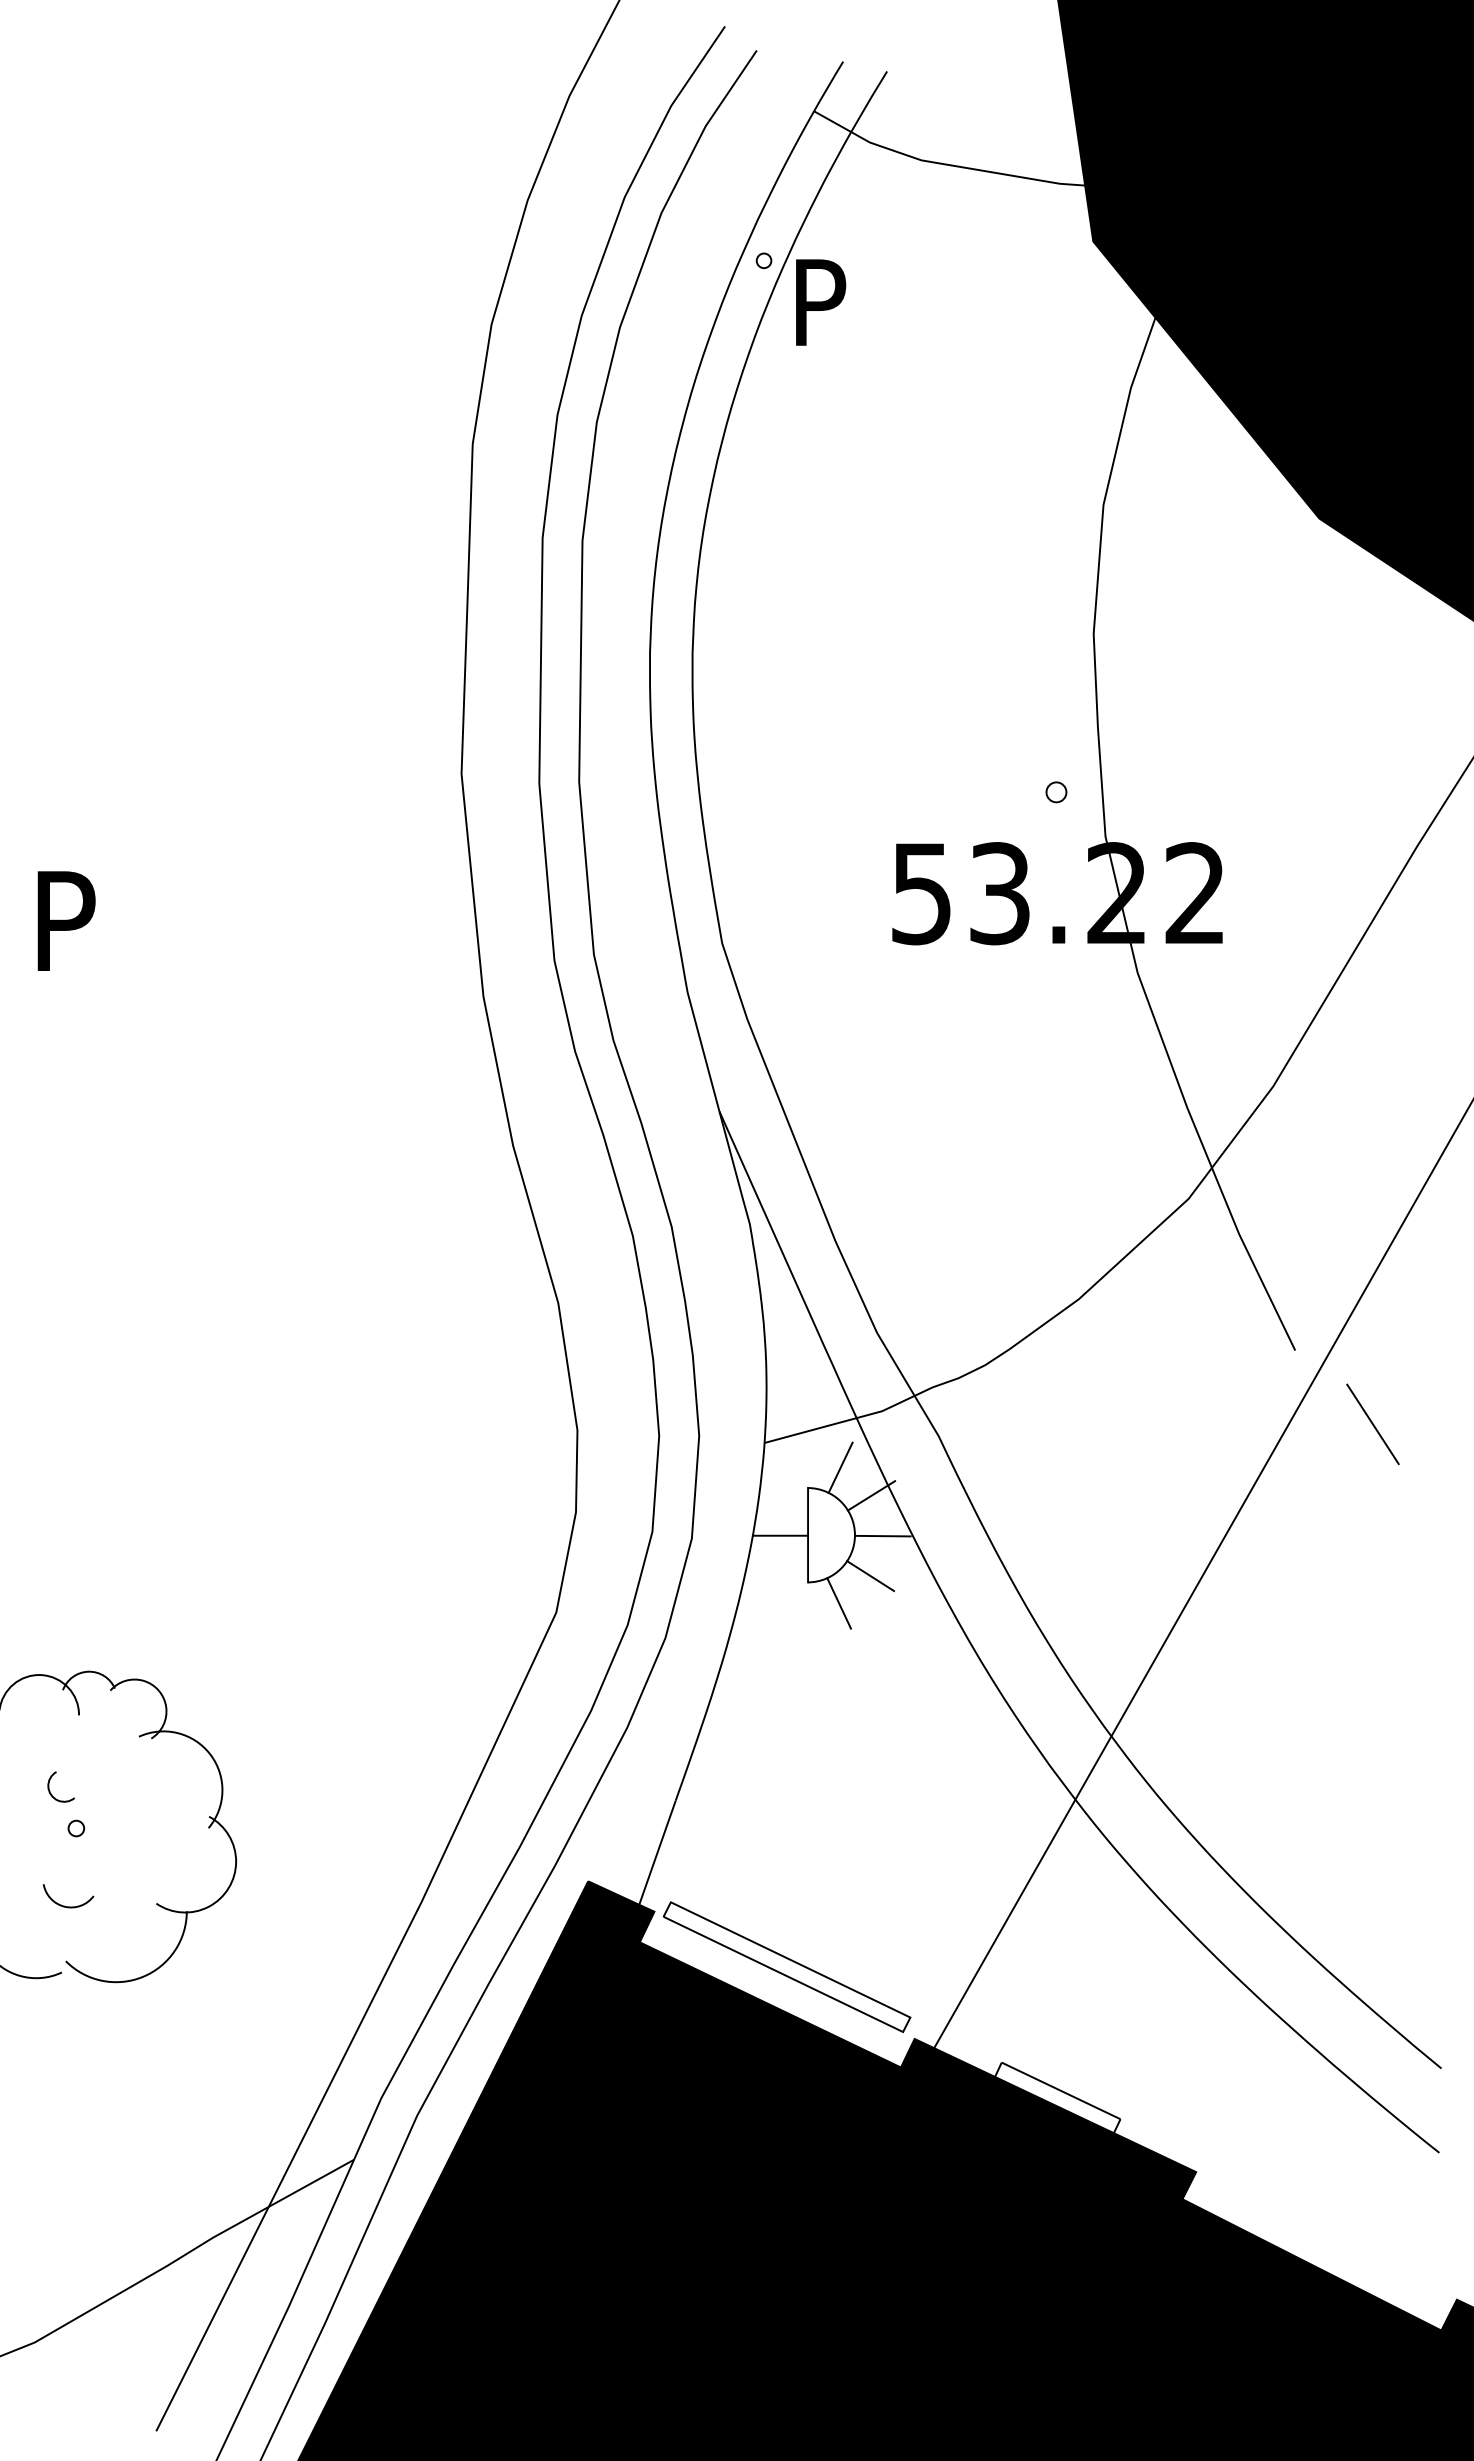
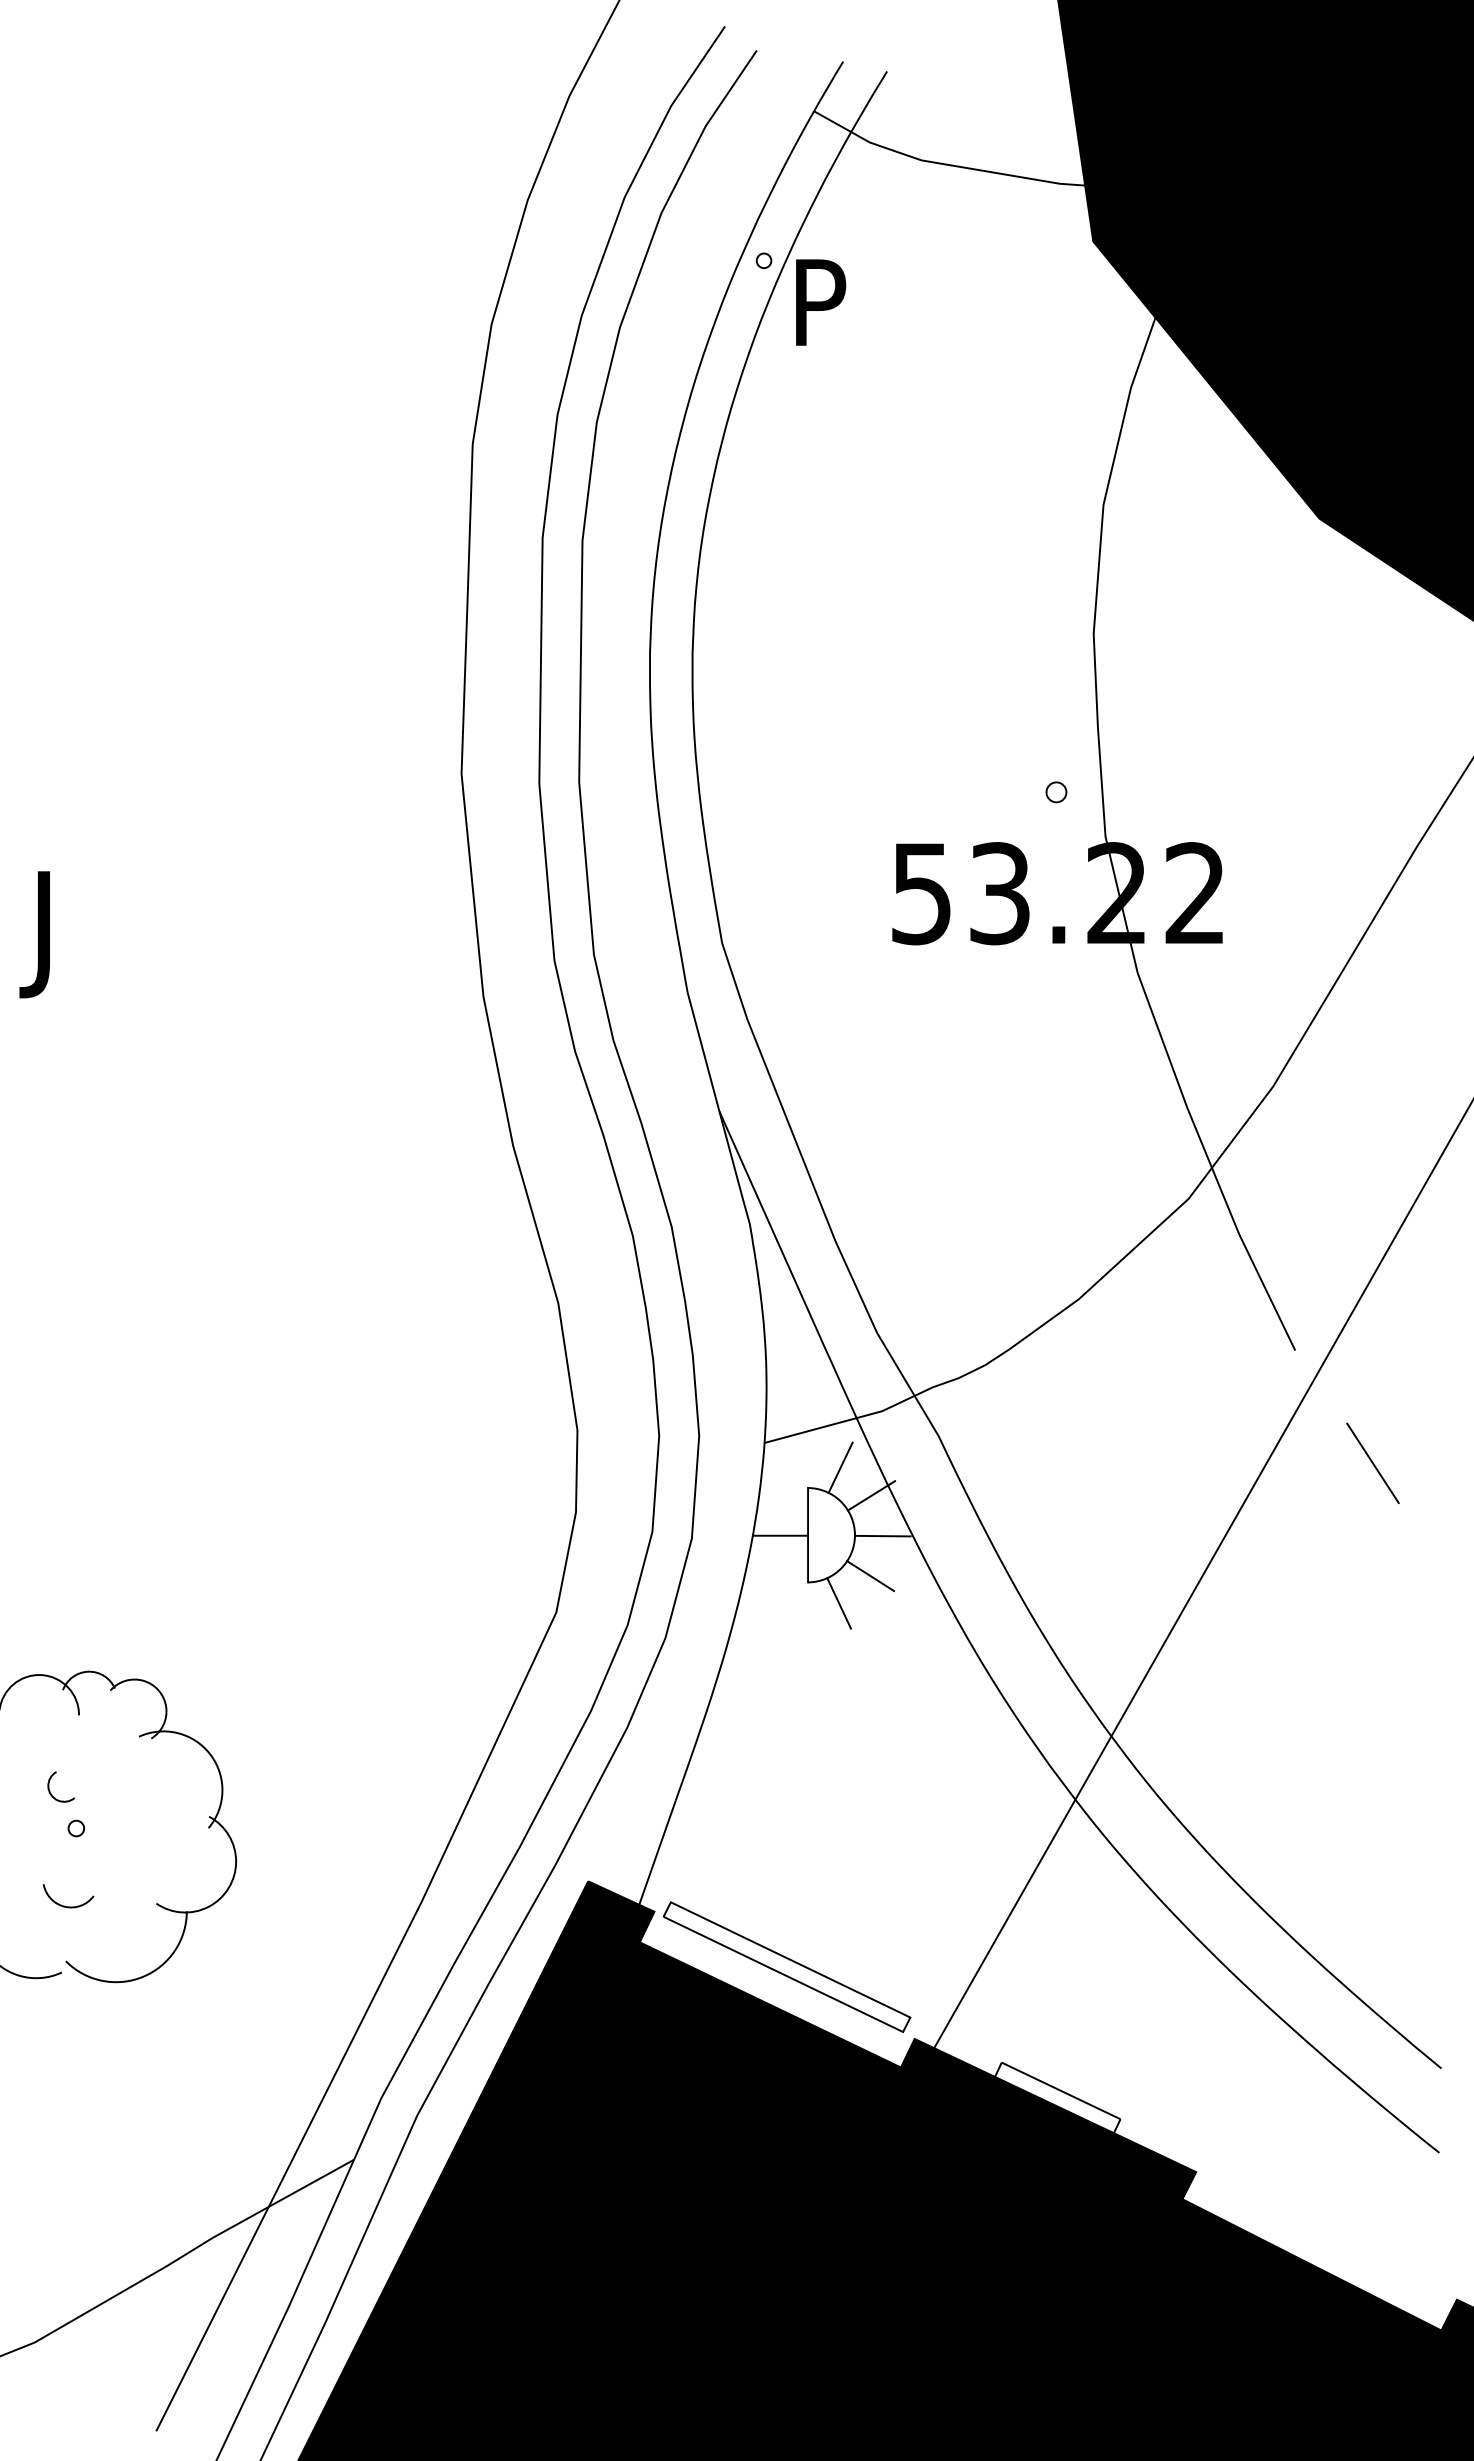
text: P -> J (57, 934)
line position: (1372, 1424) -> (1372, 1463) (1372, 1463)
